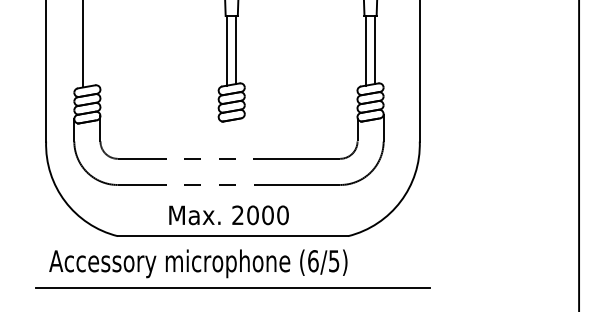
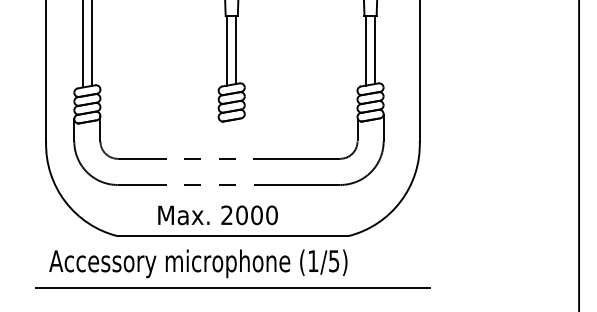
line: none -> present (91, 43)
text position: (228, 215) -> (217, 215) (217, 215)
text: (6/5) -> (1/5) (313, 261)
